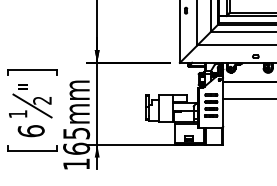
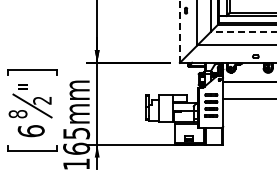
line: solid -> dashed (179, 31)
line: solid -> dashed (243, 31)
text: 1 -> 8 (17, 114)
